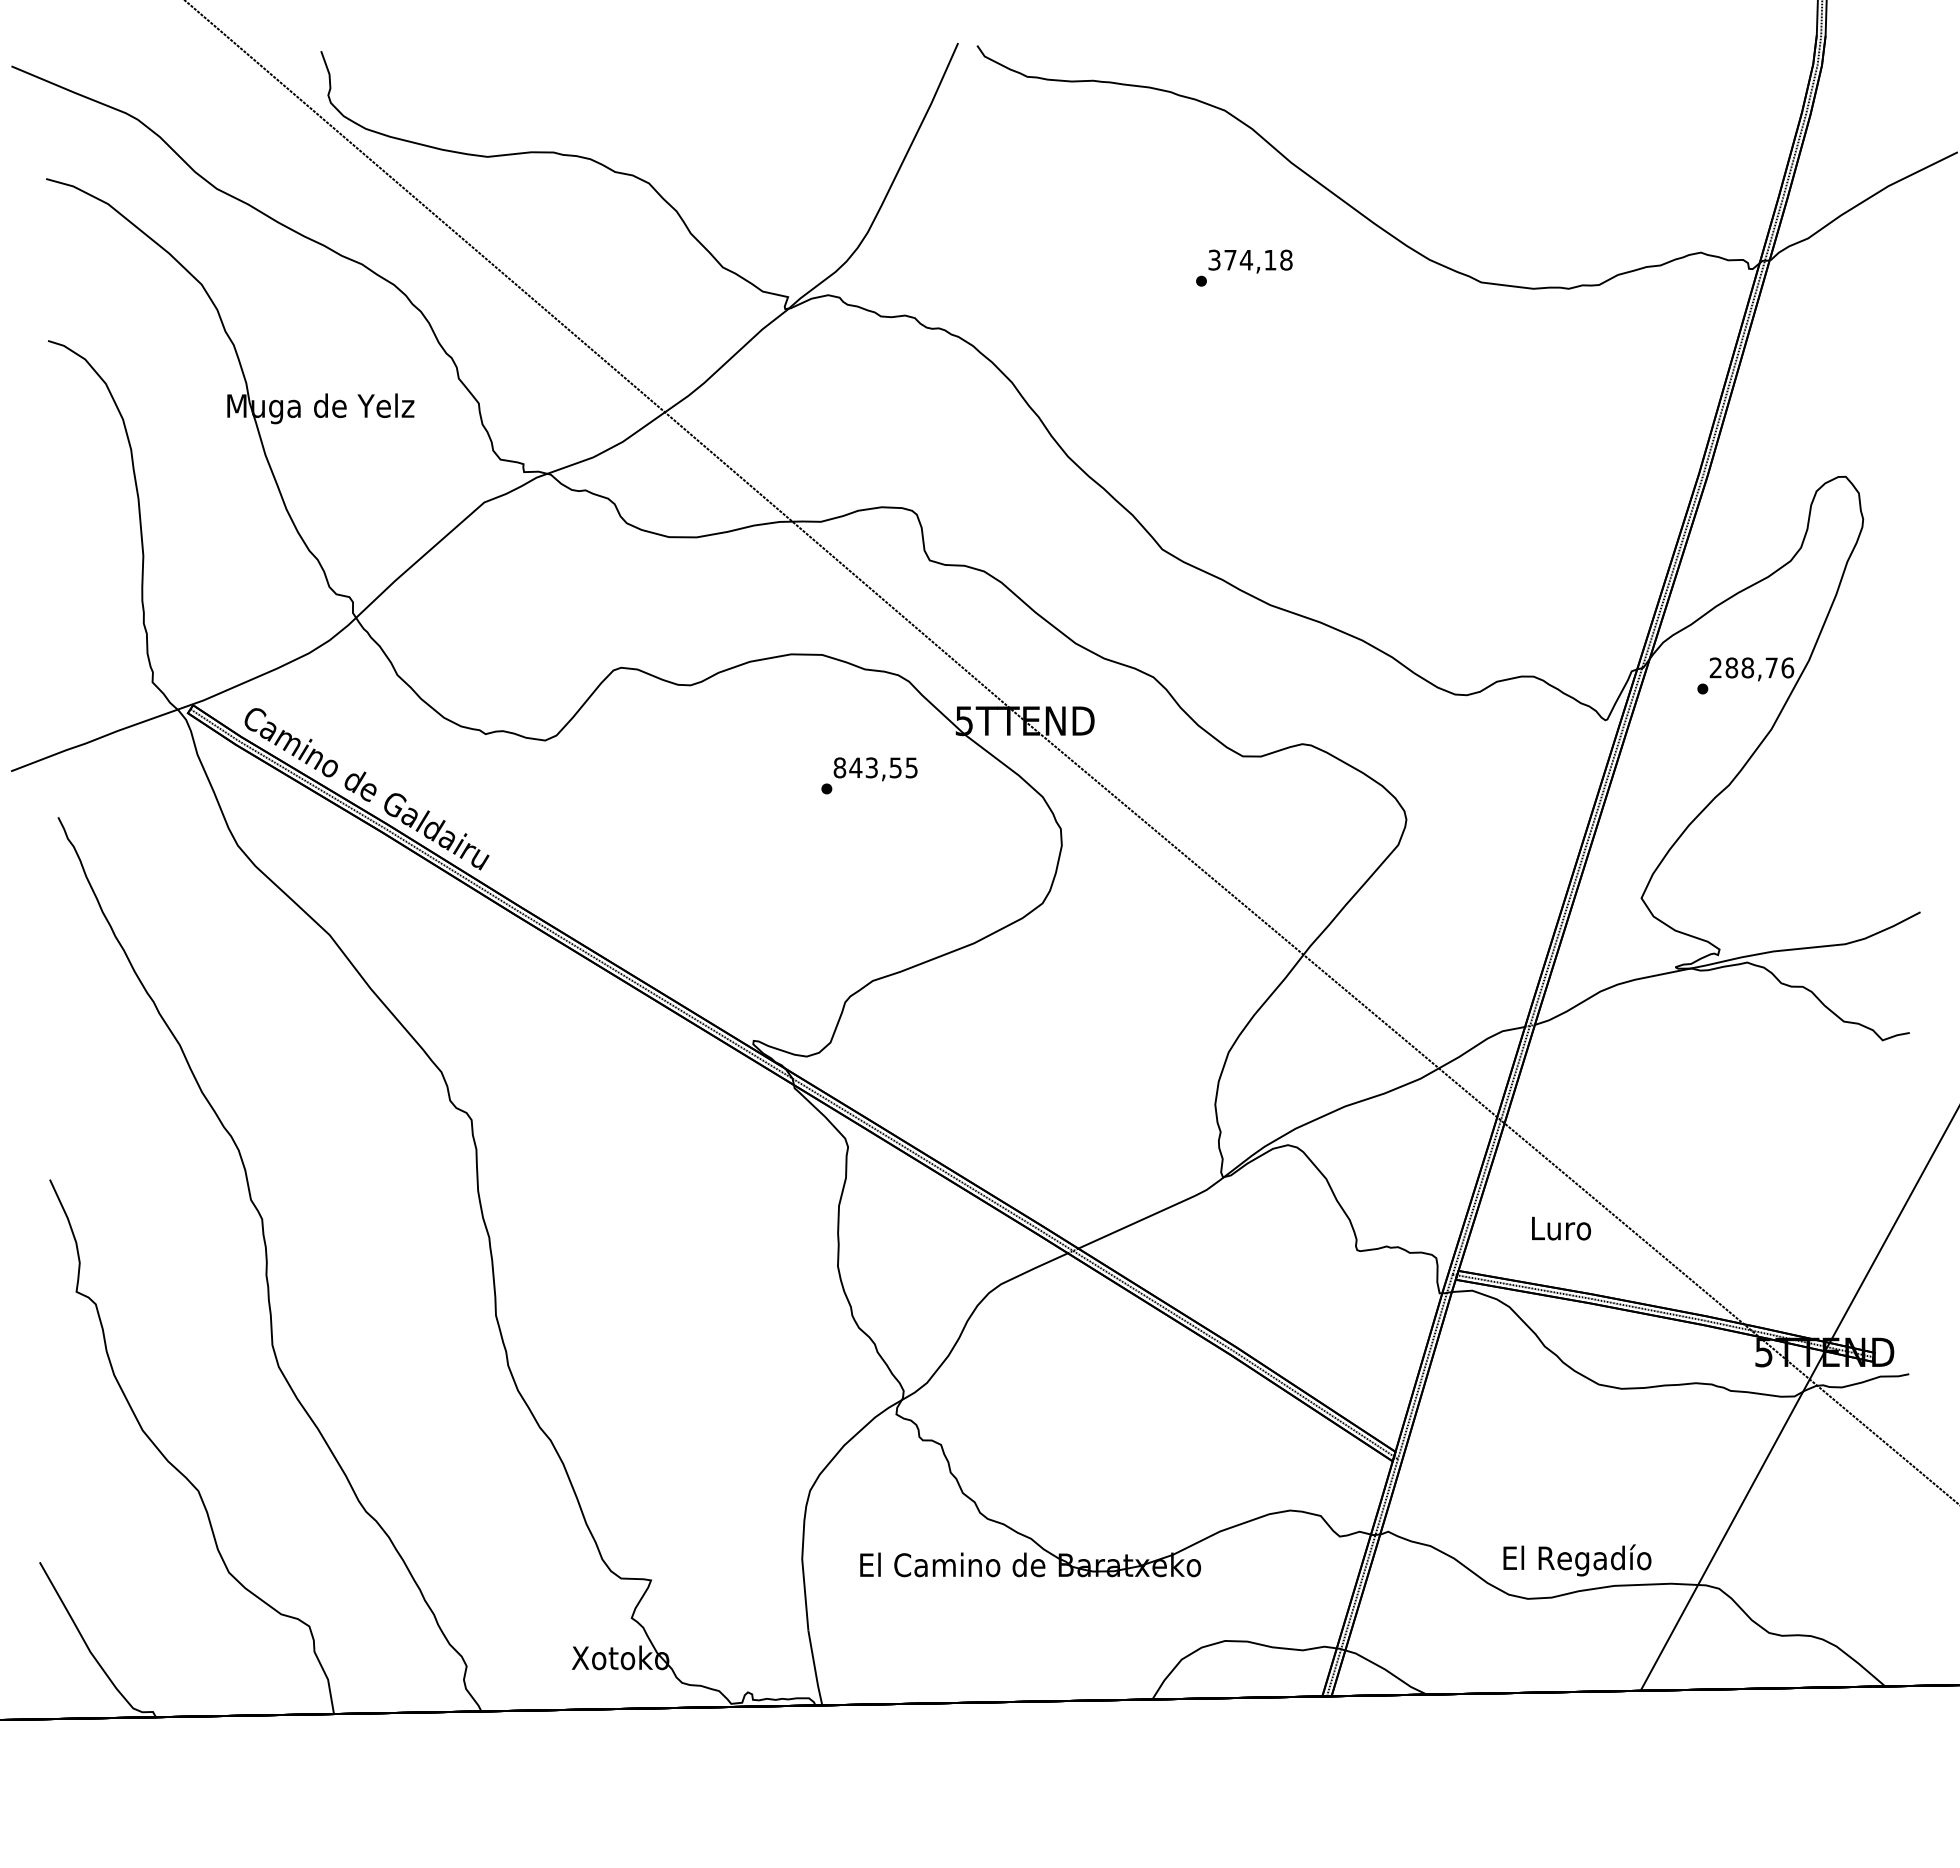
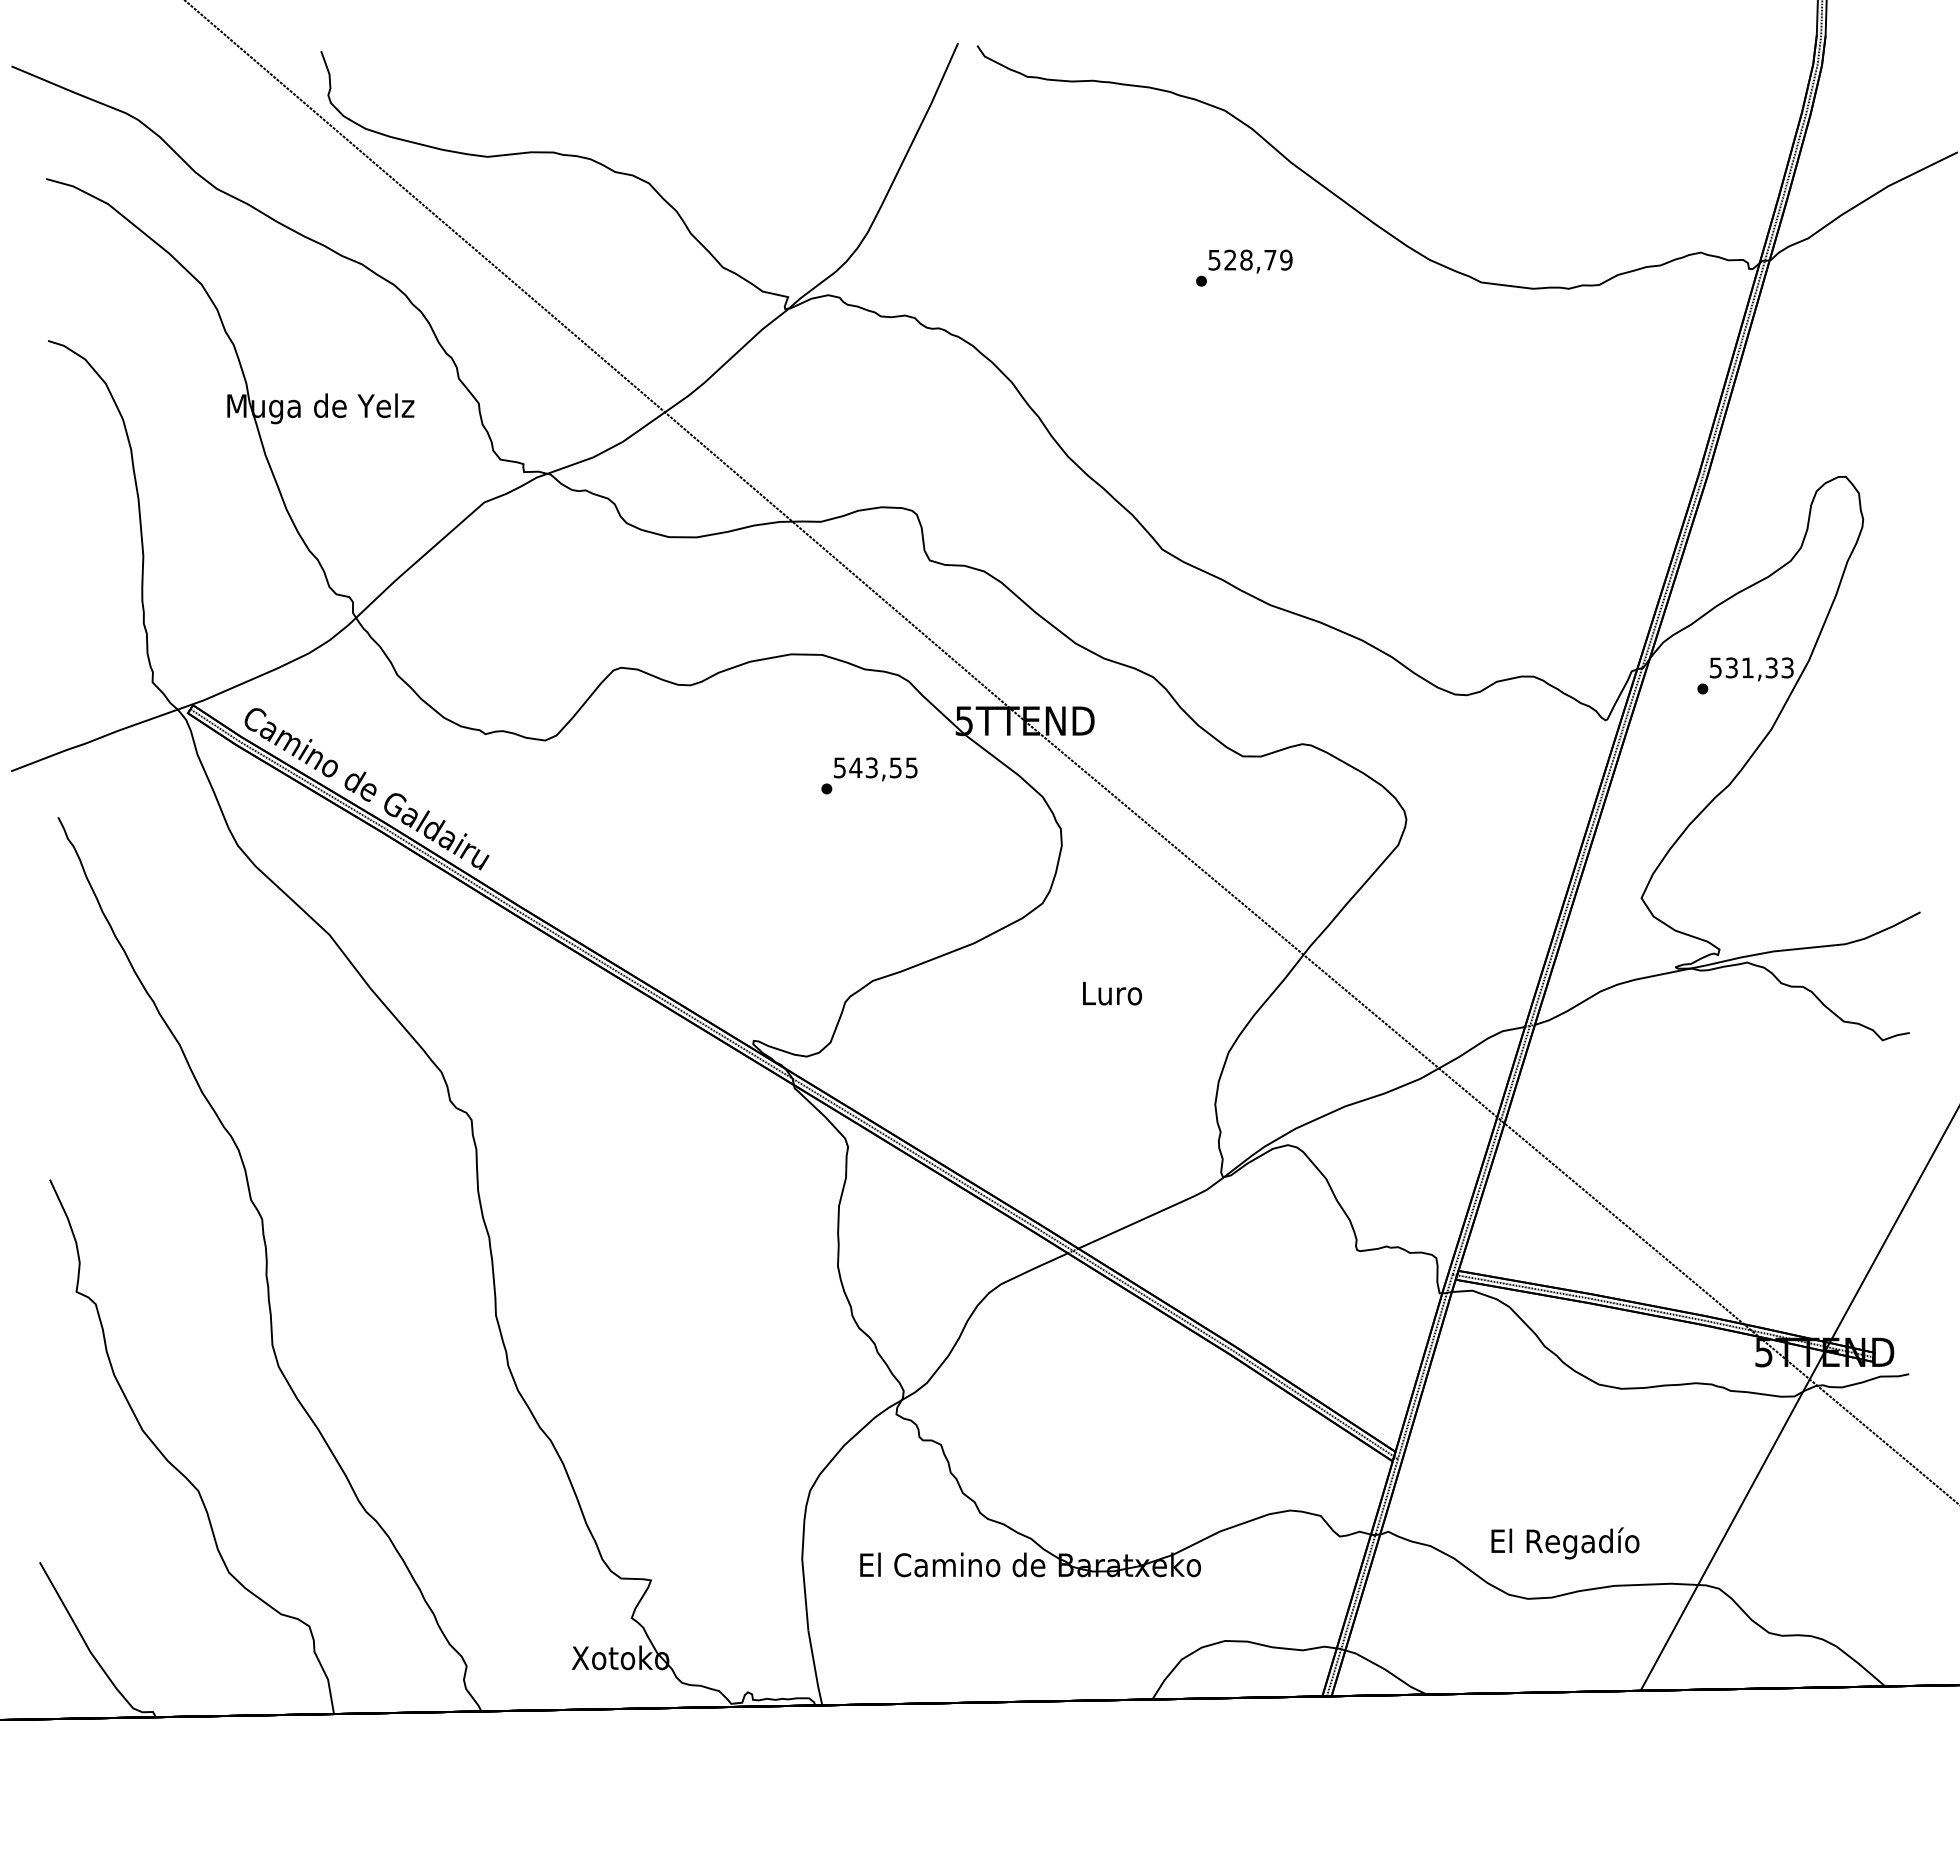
text: 374,18 -> 528,79 (1250, 259)
text: 288,76 -> 531,33 (1751, 667)
text: 843,55 -> 543,55 (839, 767)
text position: (1561, 1228) -> (1112, 993) (1112, 993)
text position: (1577, 1560) -> (1565, 1543) (1565, 1543)
